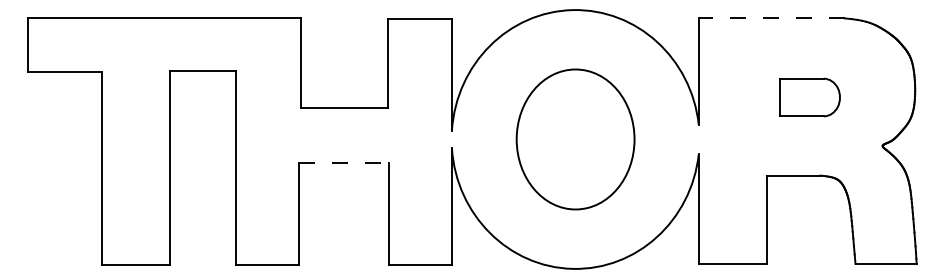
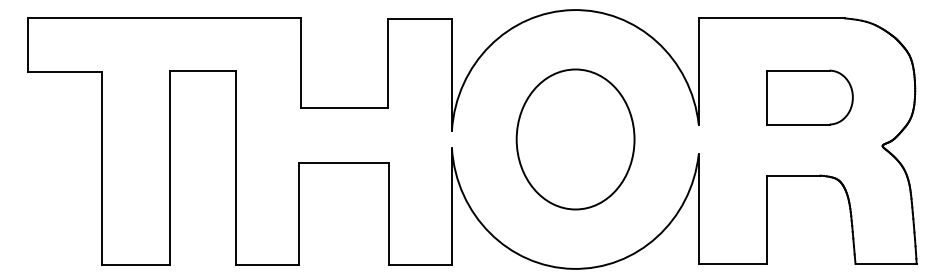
line: dashed -> solid (771, 18)
part size: 62x41 px -> 88x57 px (809, 97)
line: dashed -> solid (343, 163)
